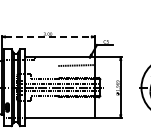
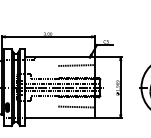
line: dashed -> solid (48, 36)
line: none -> present (76, 106)
